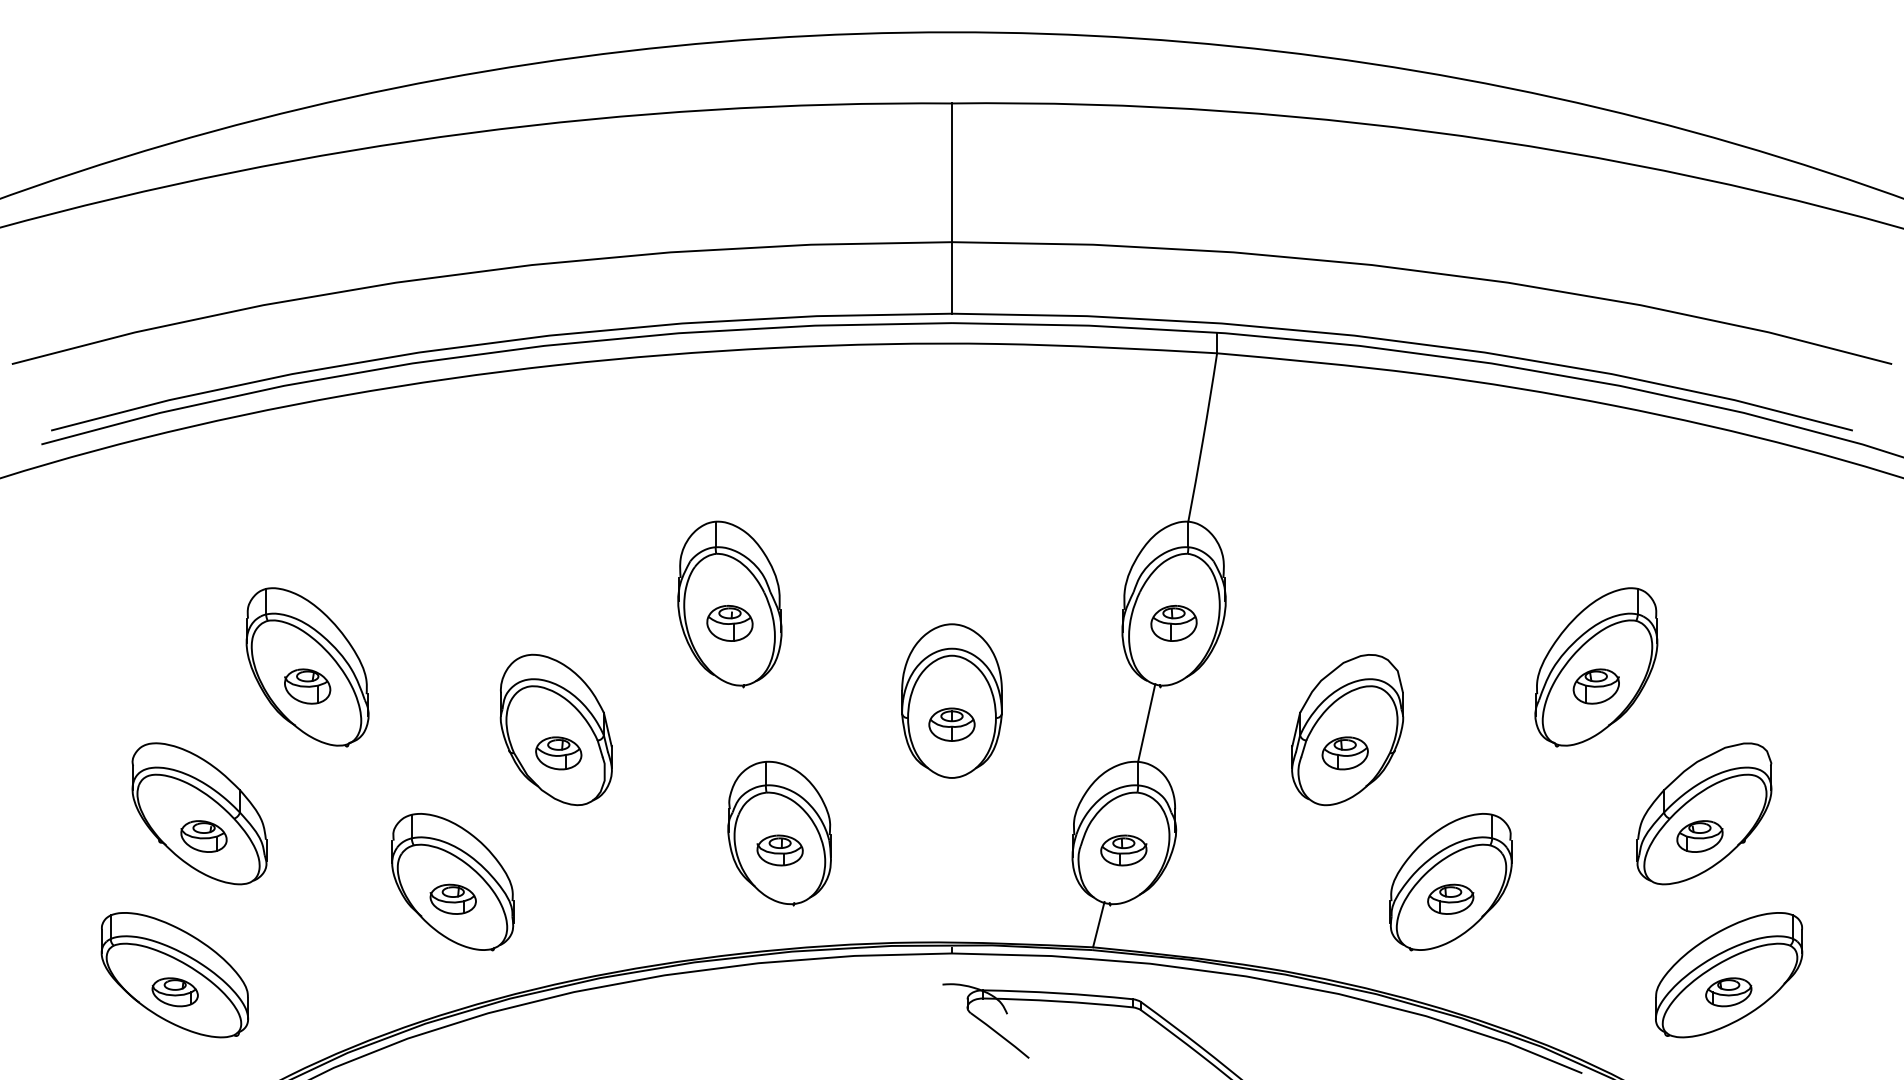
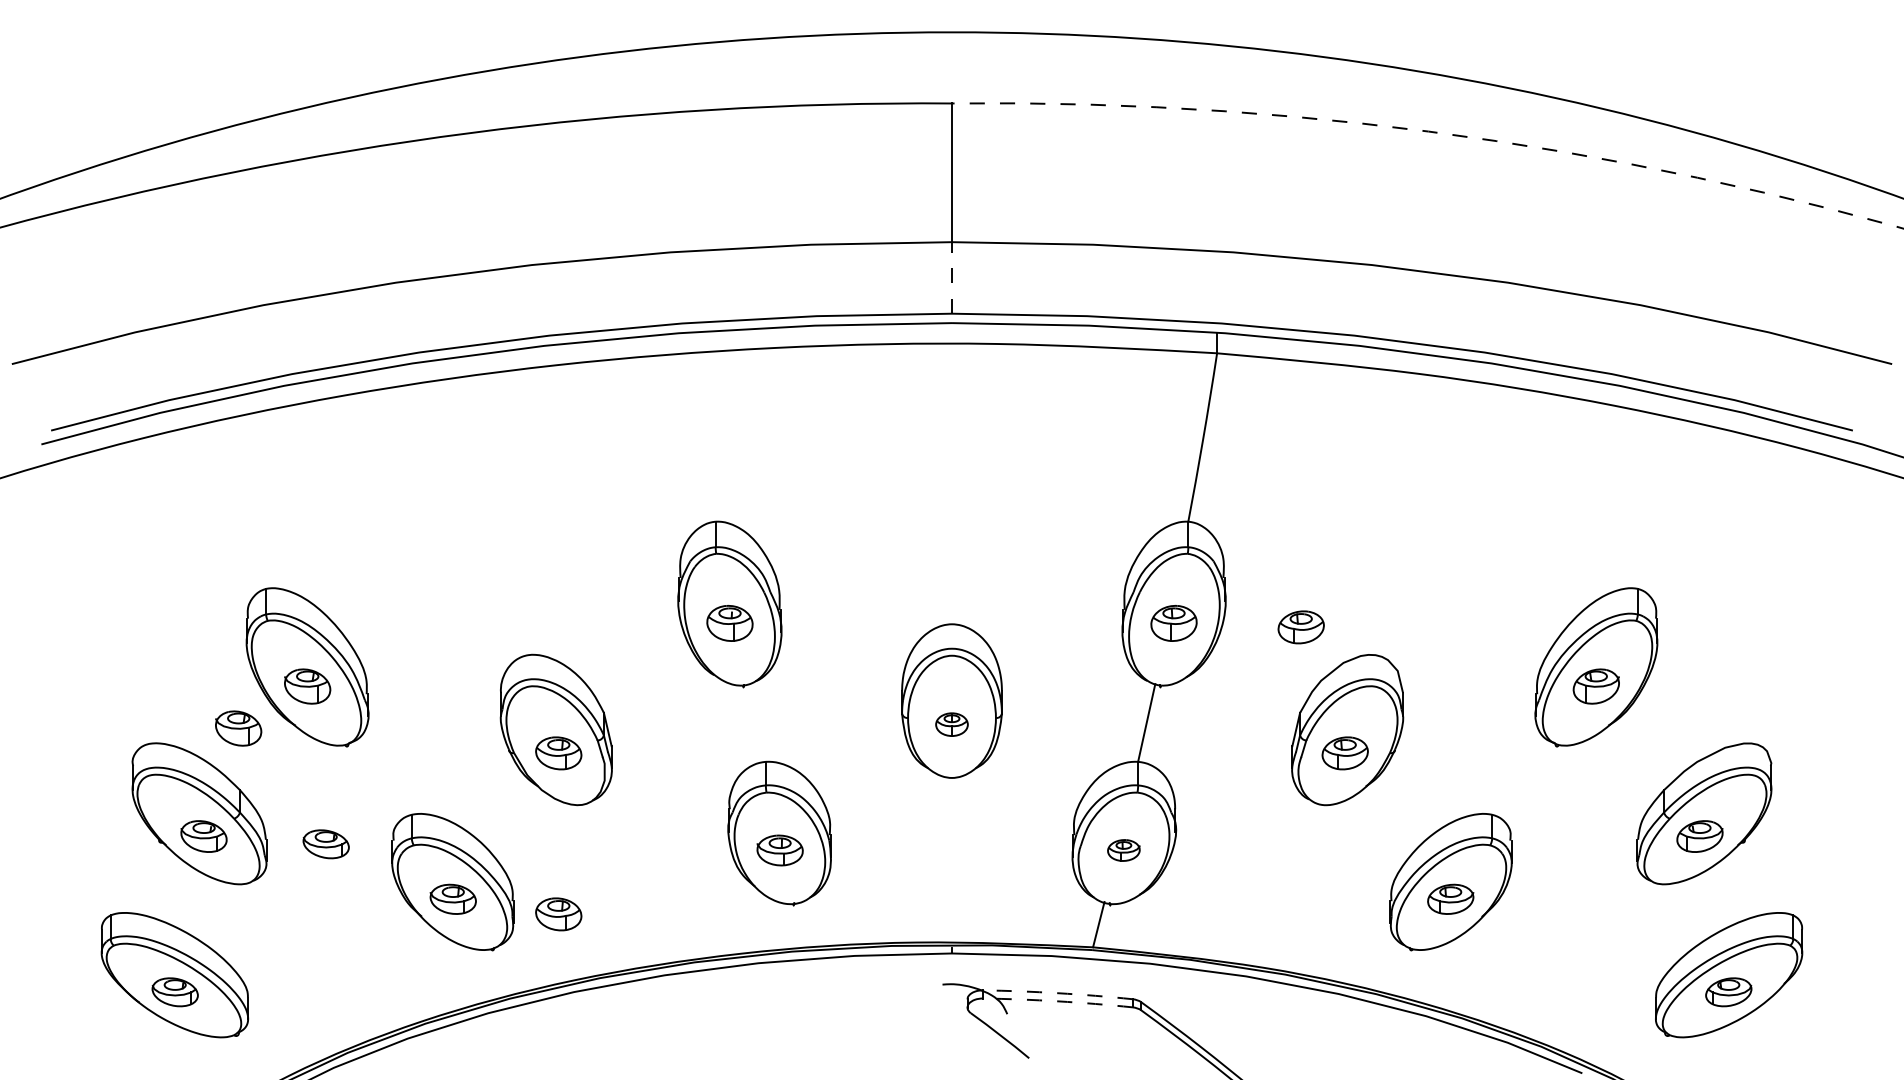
arc: solid -> dashed (1432, 132)
line: solid -> dashed (952, 277)
part: none -> present (1300, 627)
part size: 48x35 px -> 34x25 px (951, 724)
part: none -> present (238, 728)
part: none -> present (325, 844)
part size: 48x33 px -> 34x23 px (1123, 850)
part: none -> present (558, 914)
arc: solid -> dashed (1057, 993)
arc: solid -> dashed (1057, 1001)
